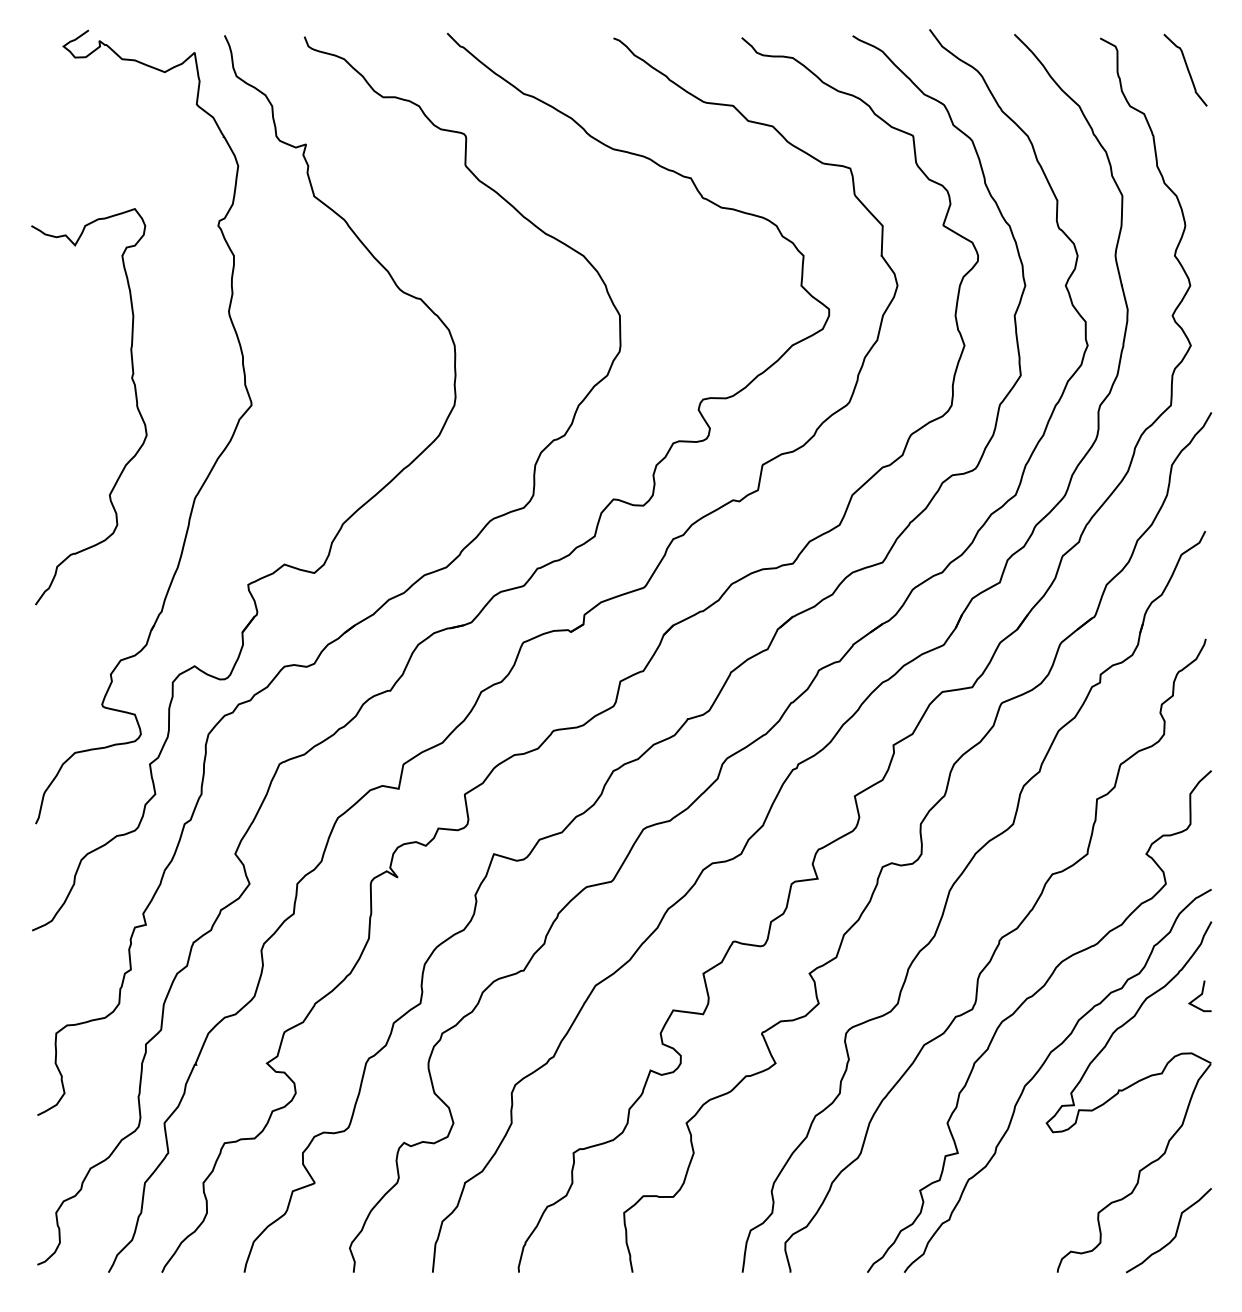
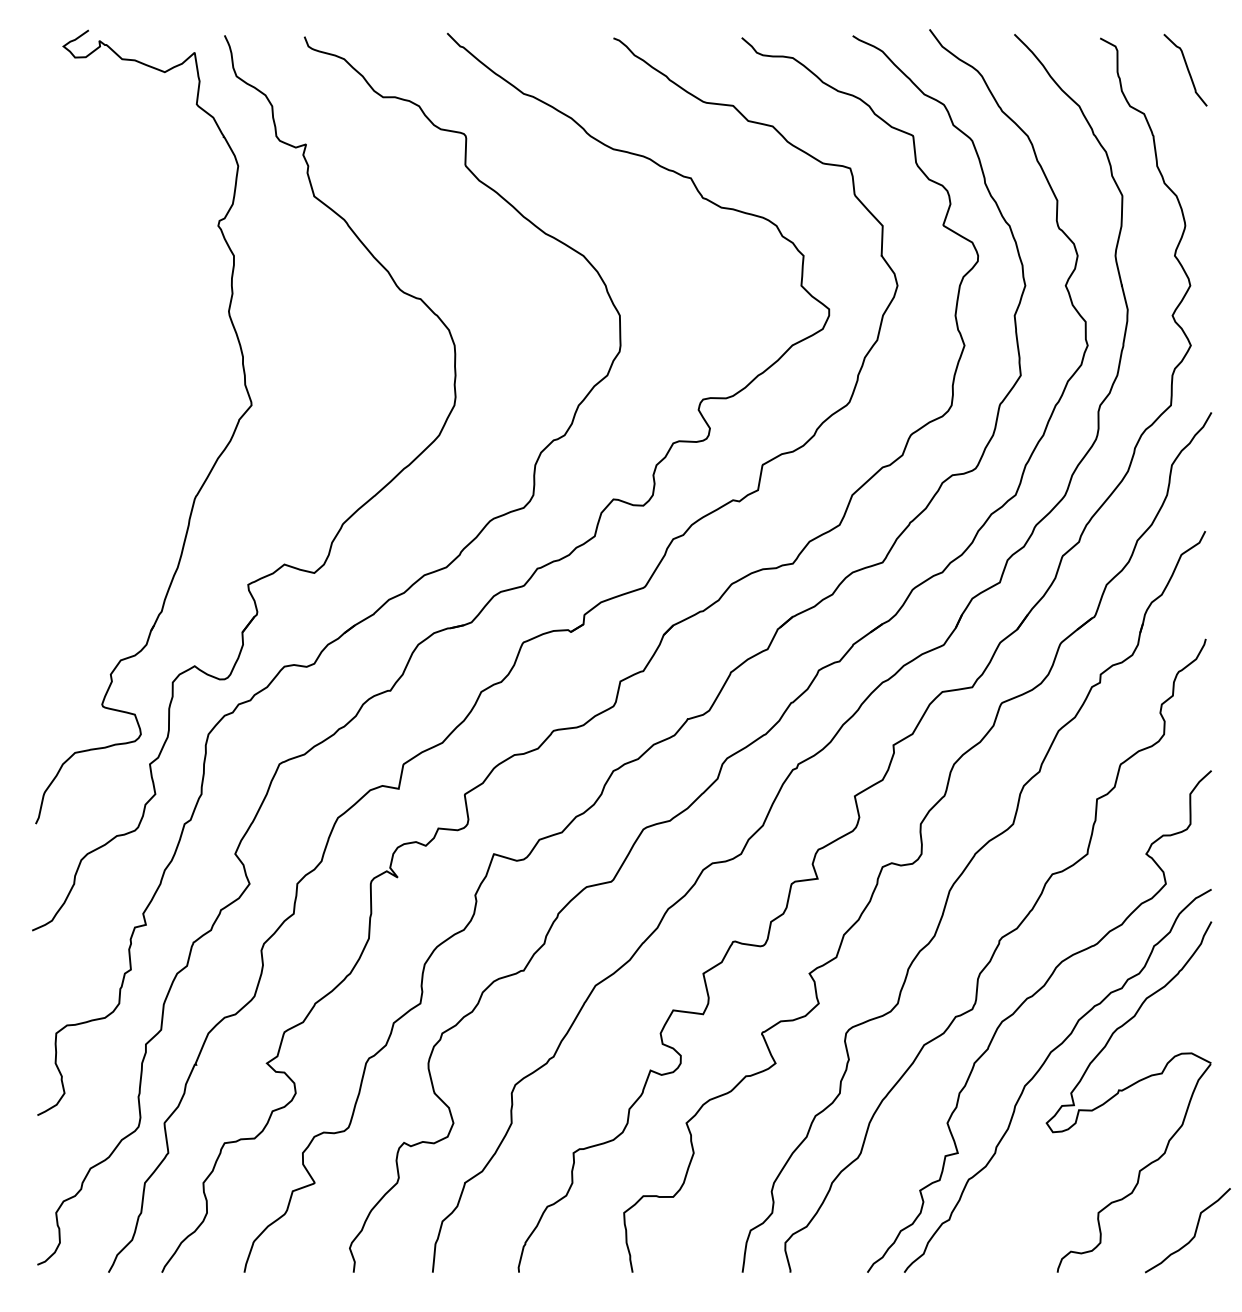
curve: present -> none (135, 399)
line: present -> none (1199, 996)
curve position: (1175, 1232) -> (1194, 1232) (1194, 1232)
